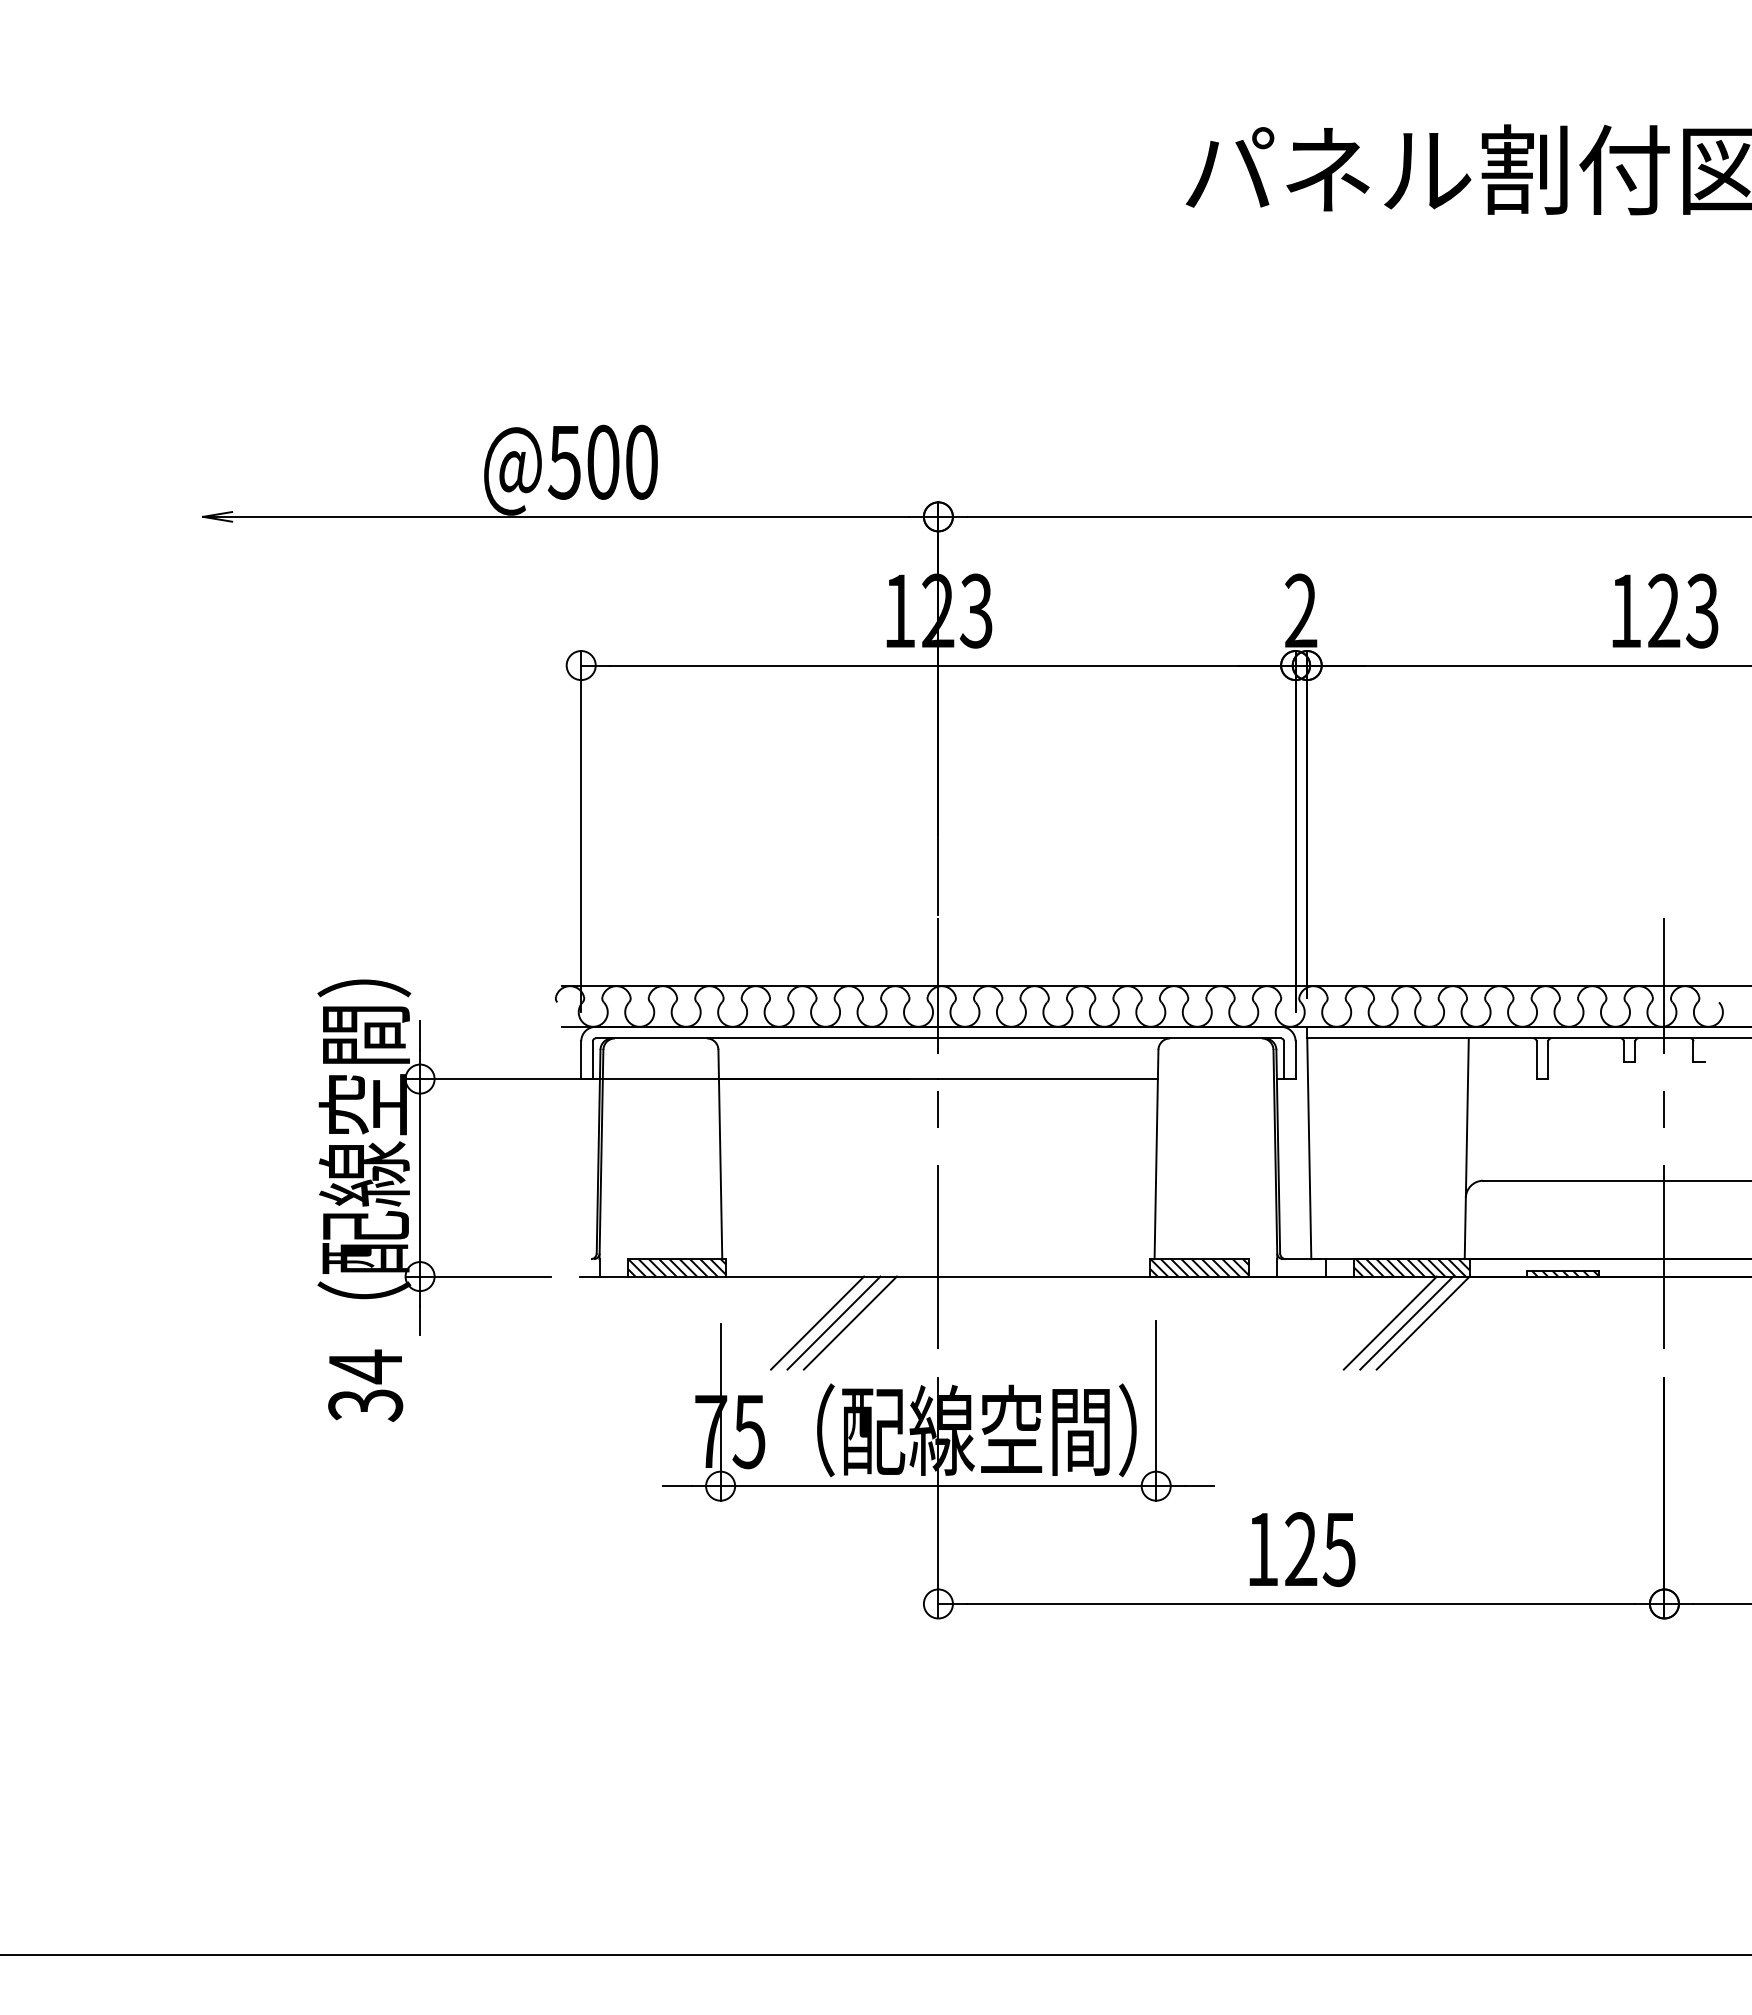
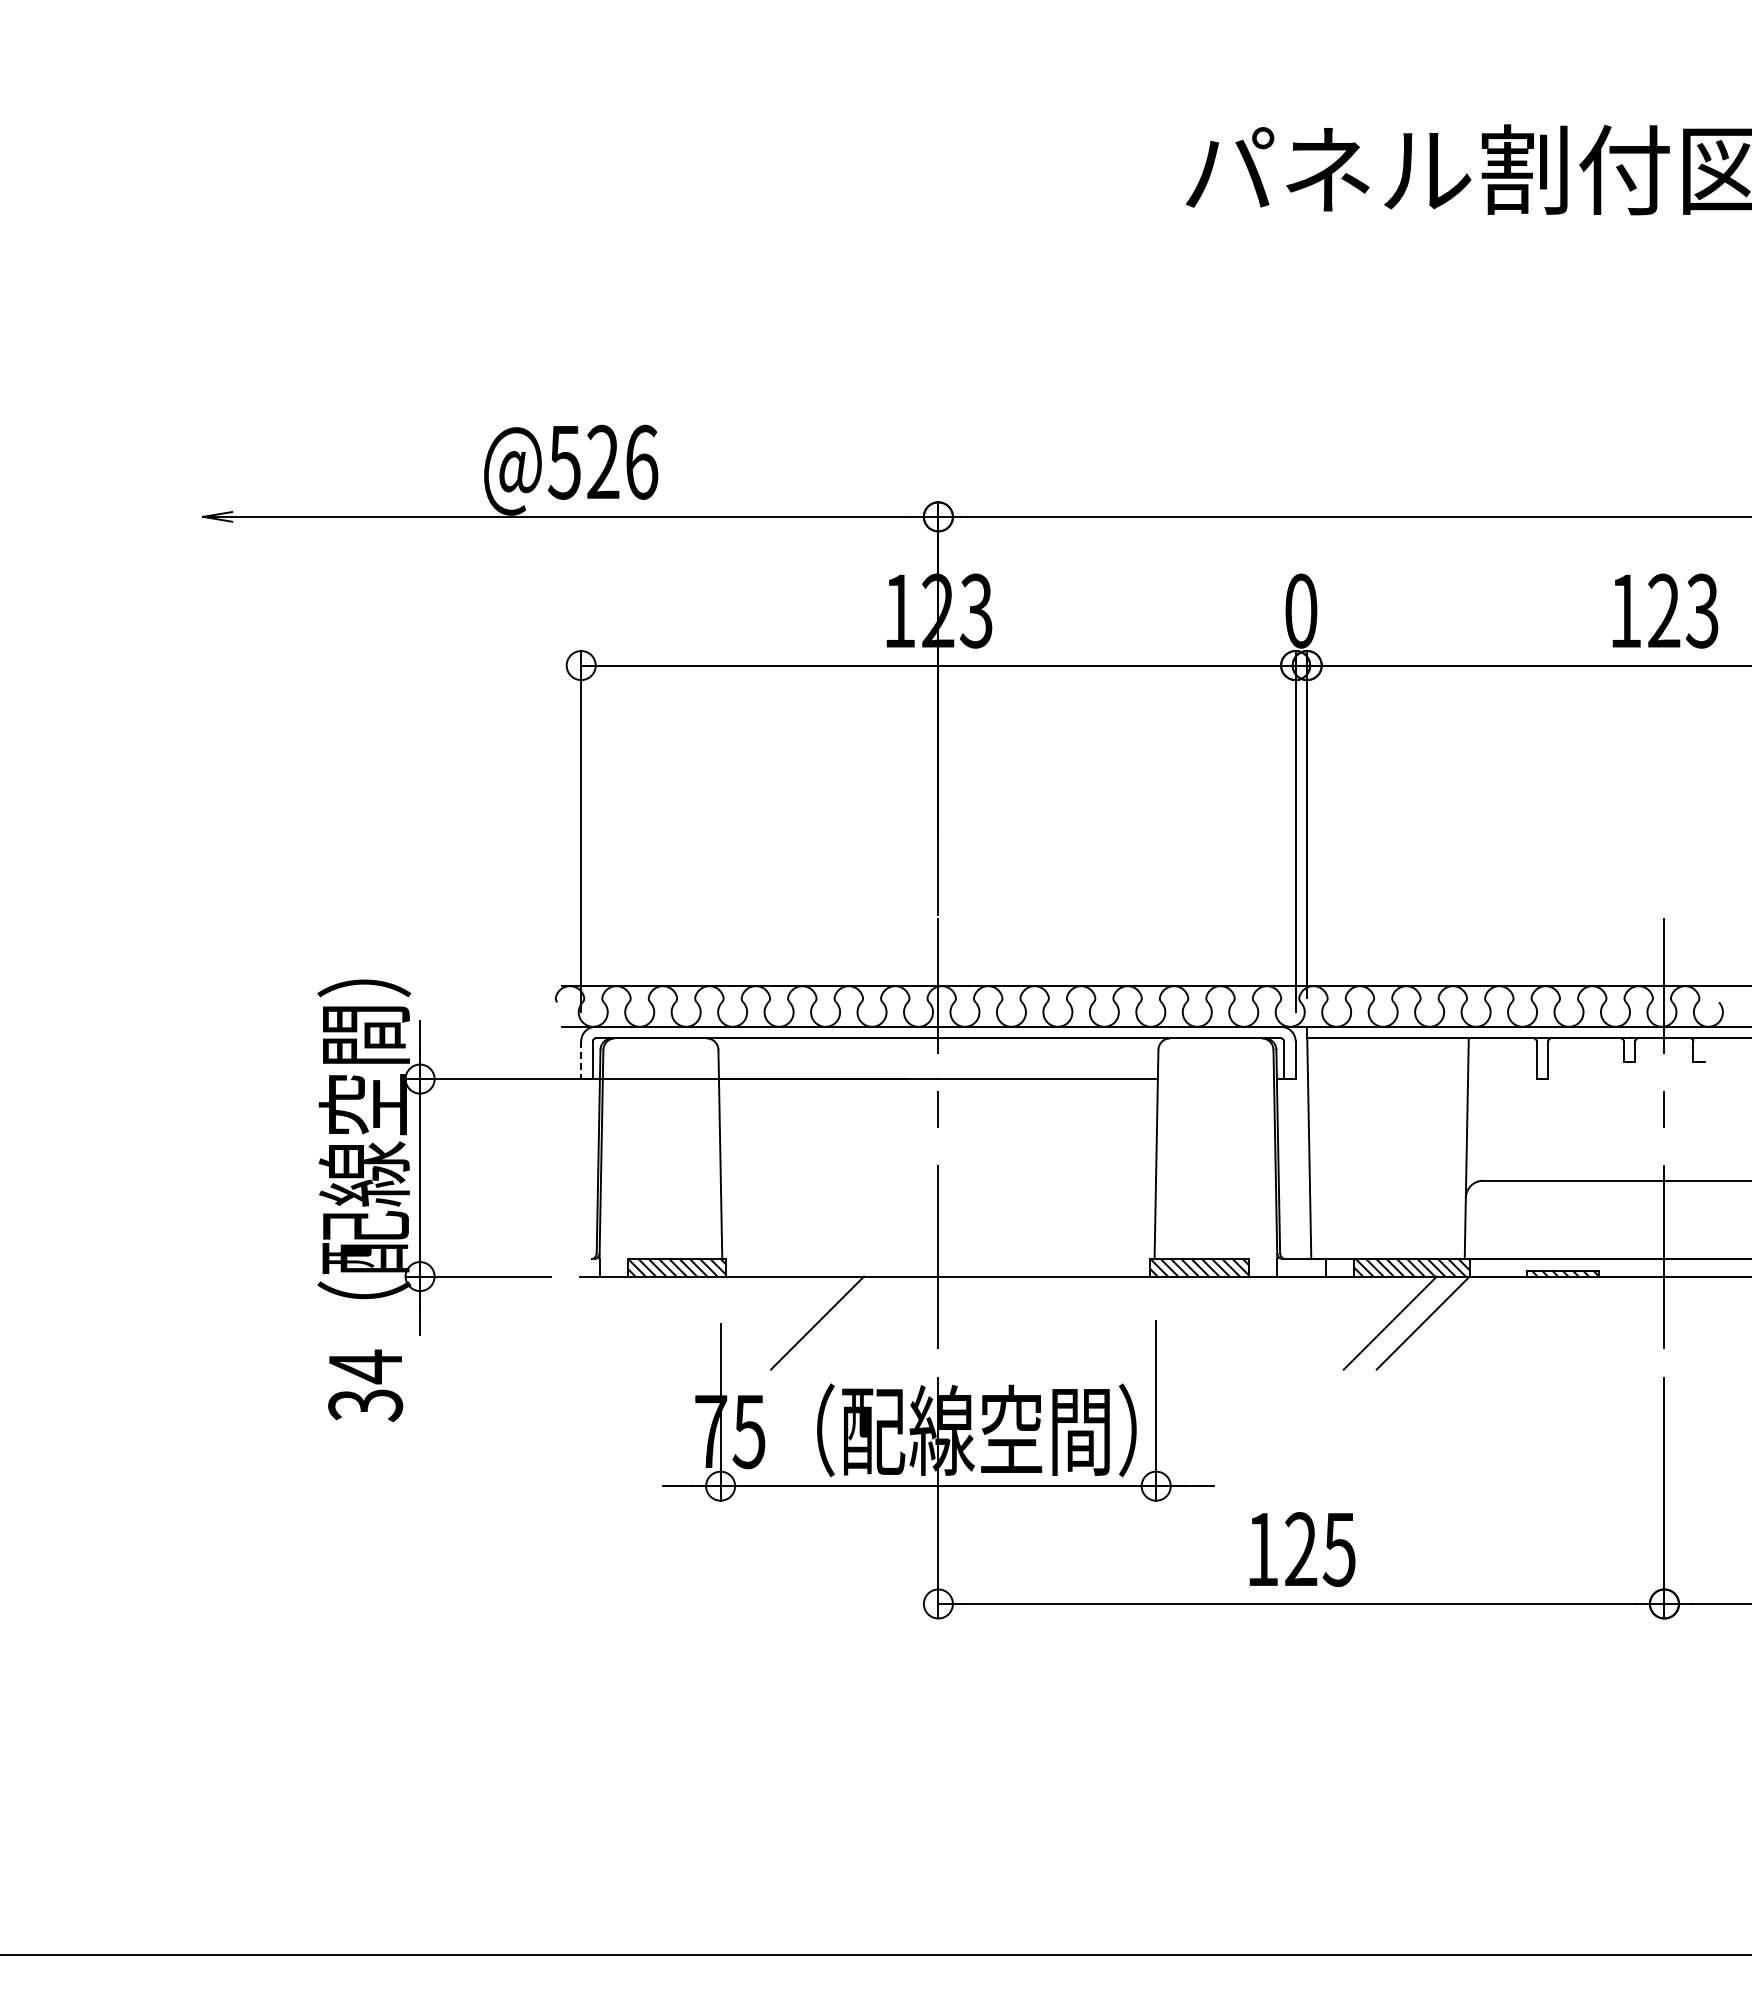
text: @500 -> @526 (622, 461)
text: 2 -> 0 (1301, 610)
line: solid -> dashed (581, 1060)
line: present -> none (833, 1322)
line: present -> none (849, 1322)
line: present -> none (1406, 1322)
